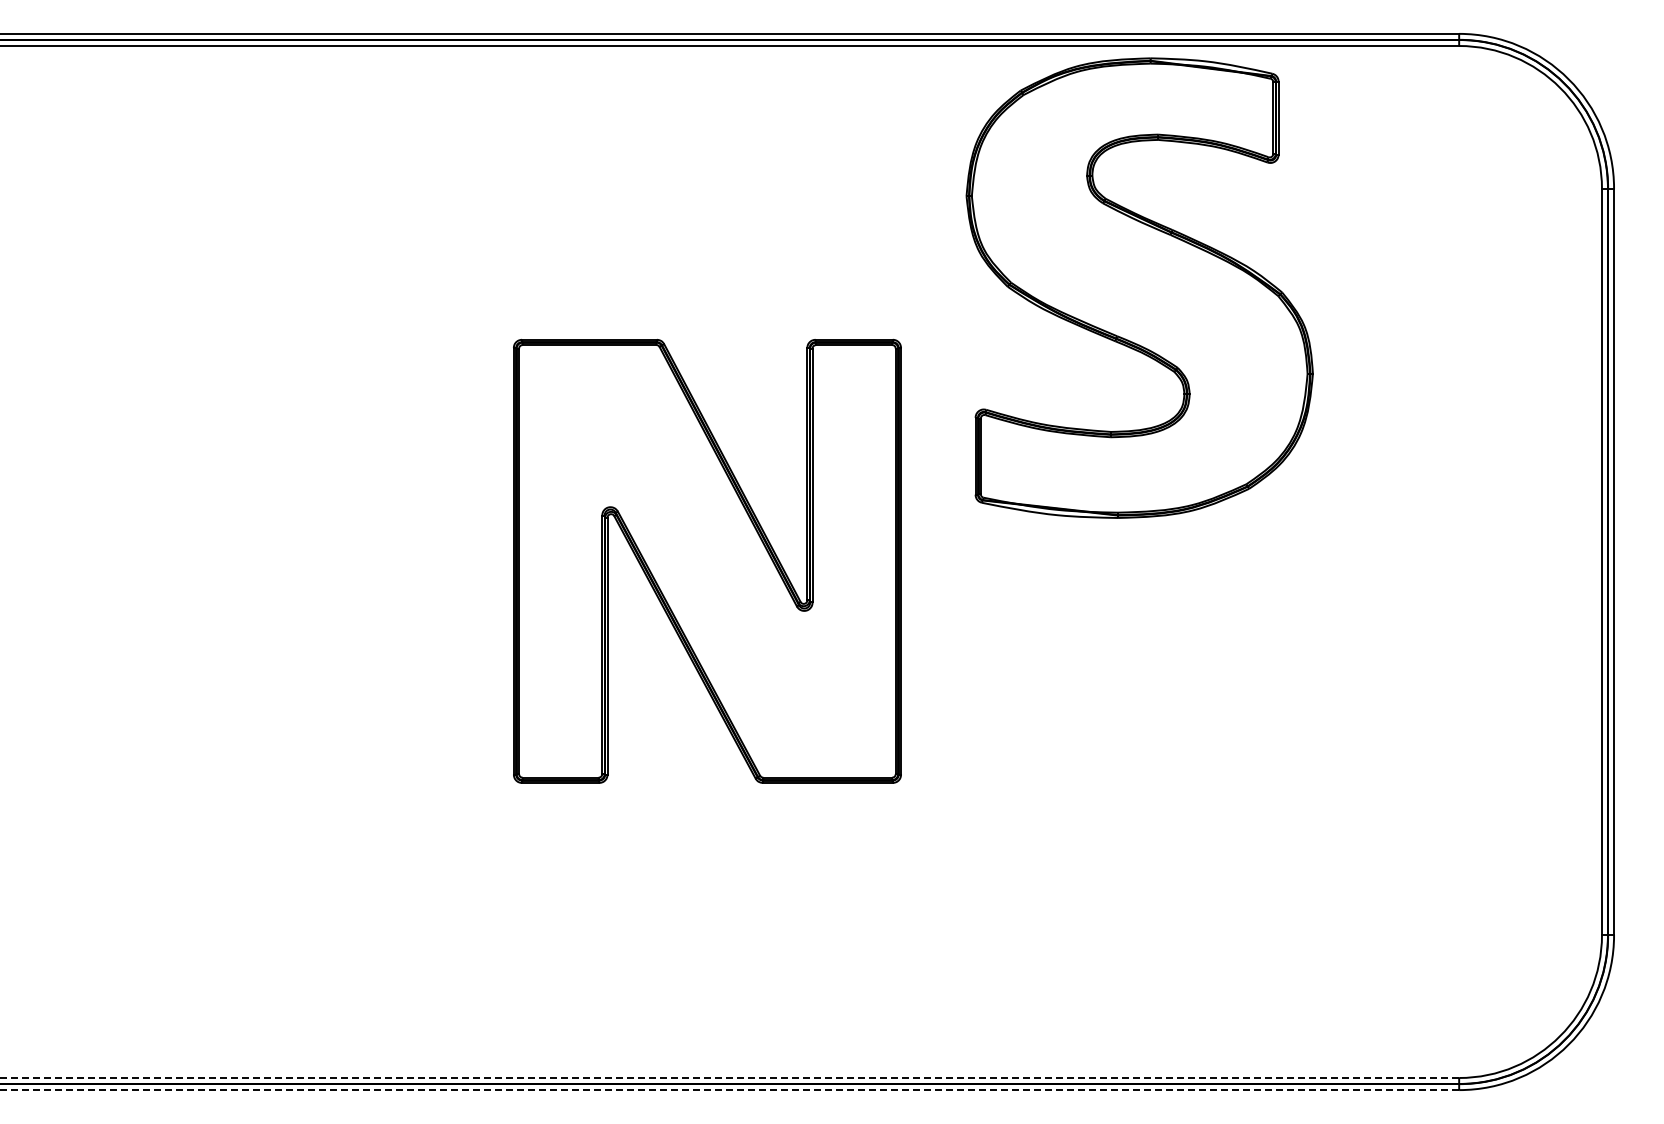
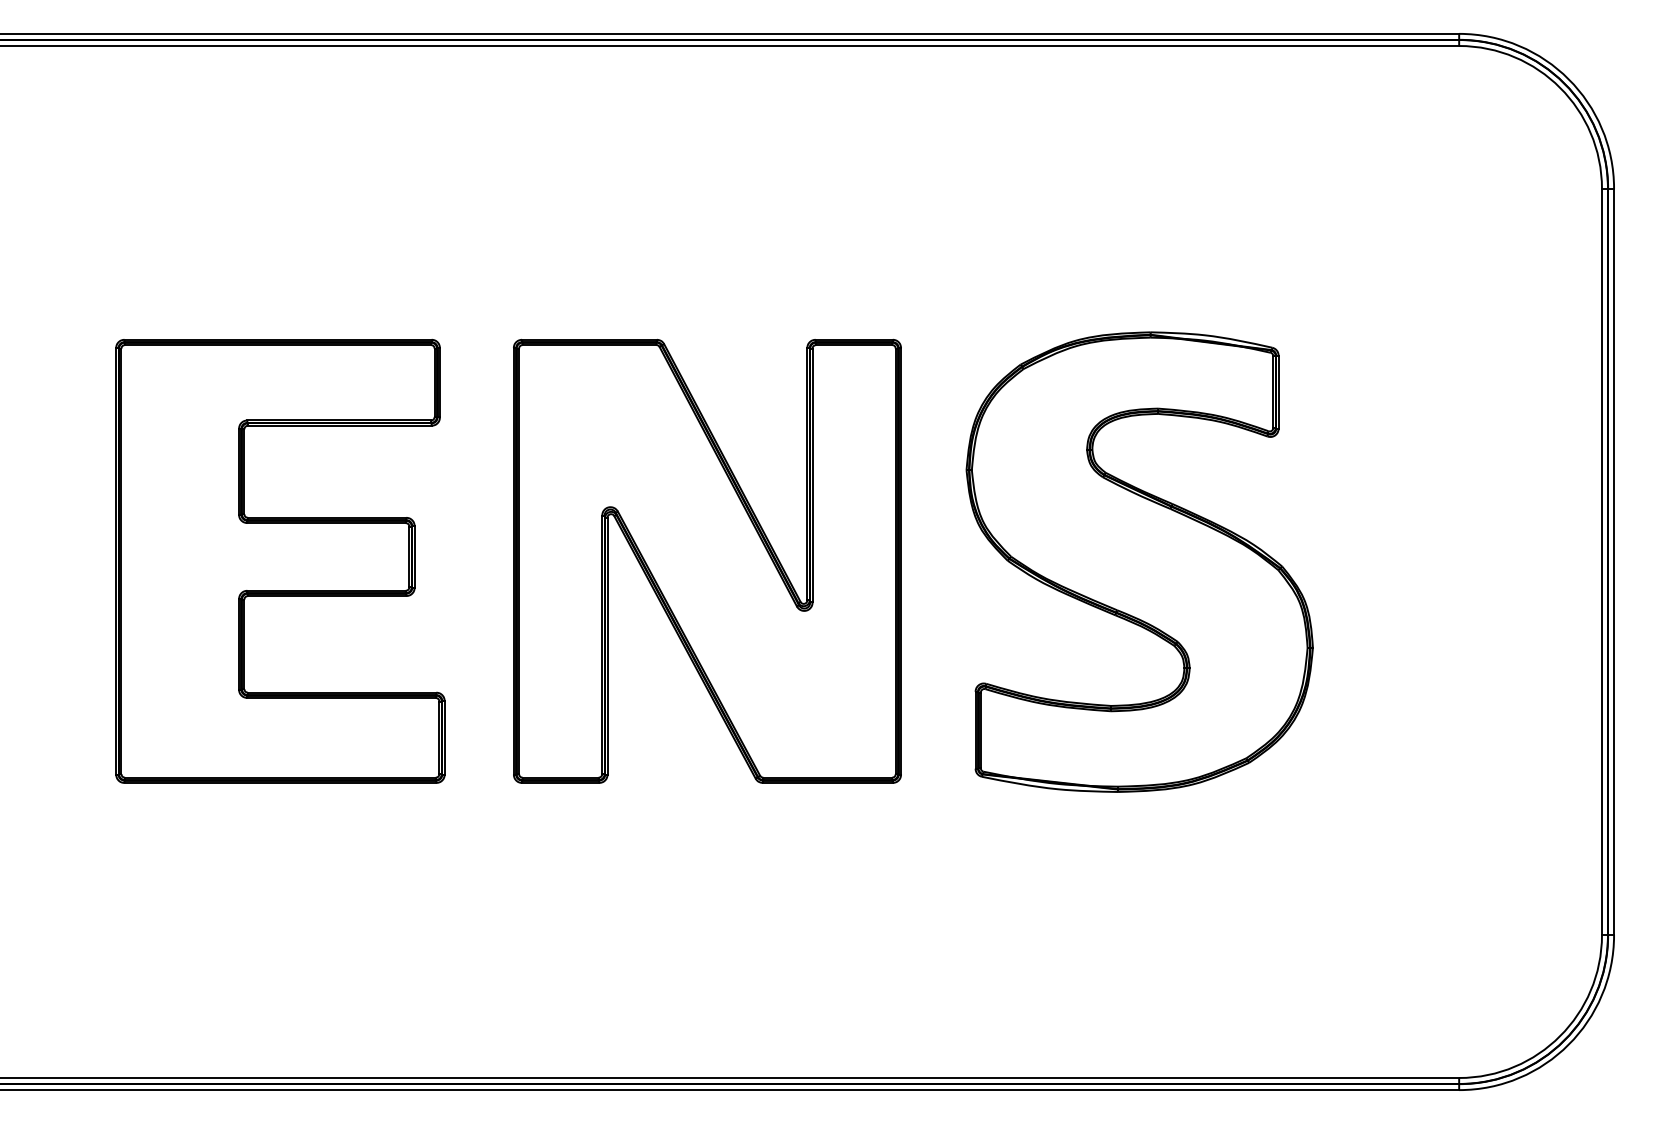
part position: (1139, 287) -> (1139, 561) (1139, 561)
part: none -> present (280, 561)
line: dashed -> solid (729, 1077)
line: dashed -> solid (729, 1090)
